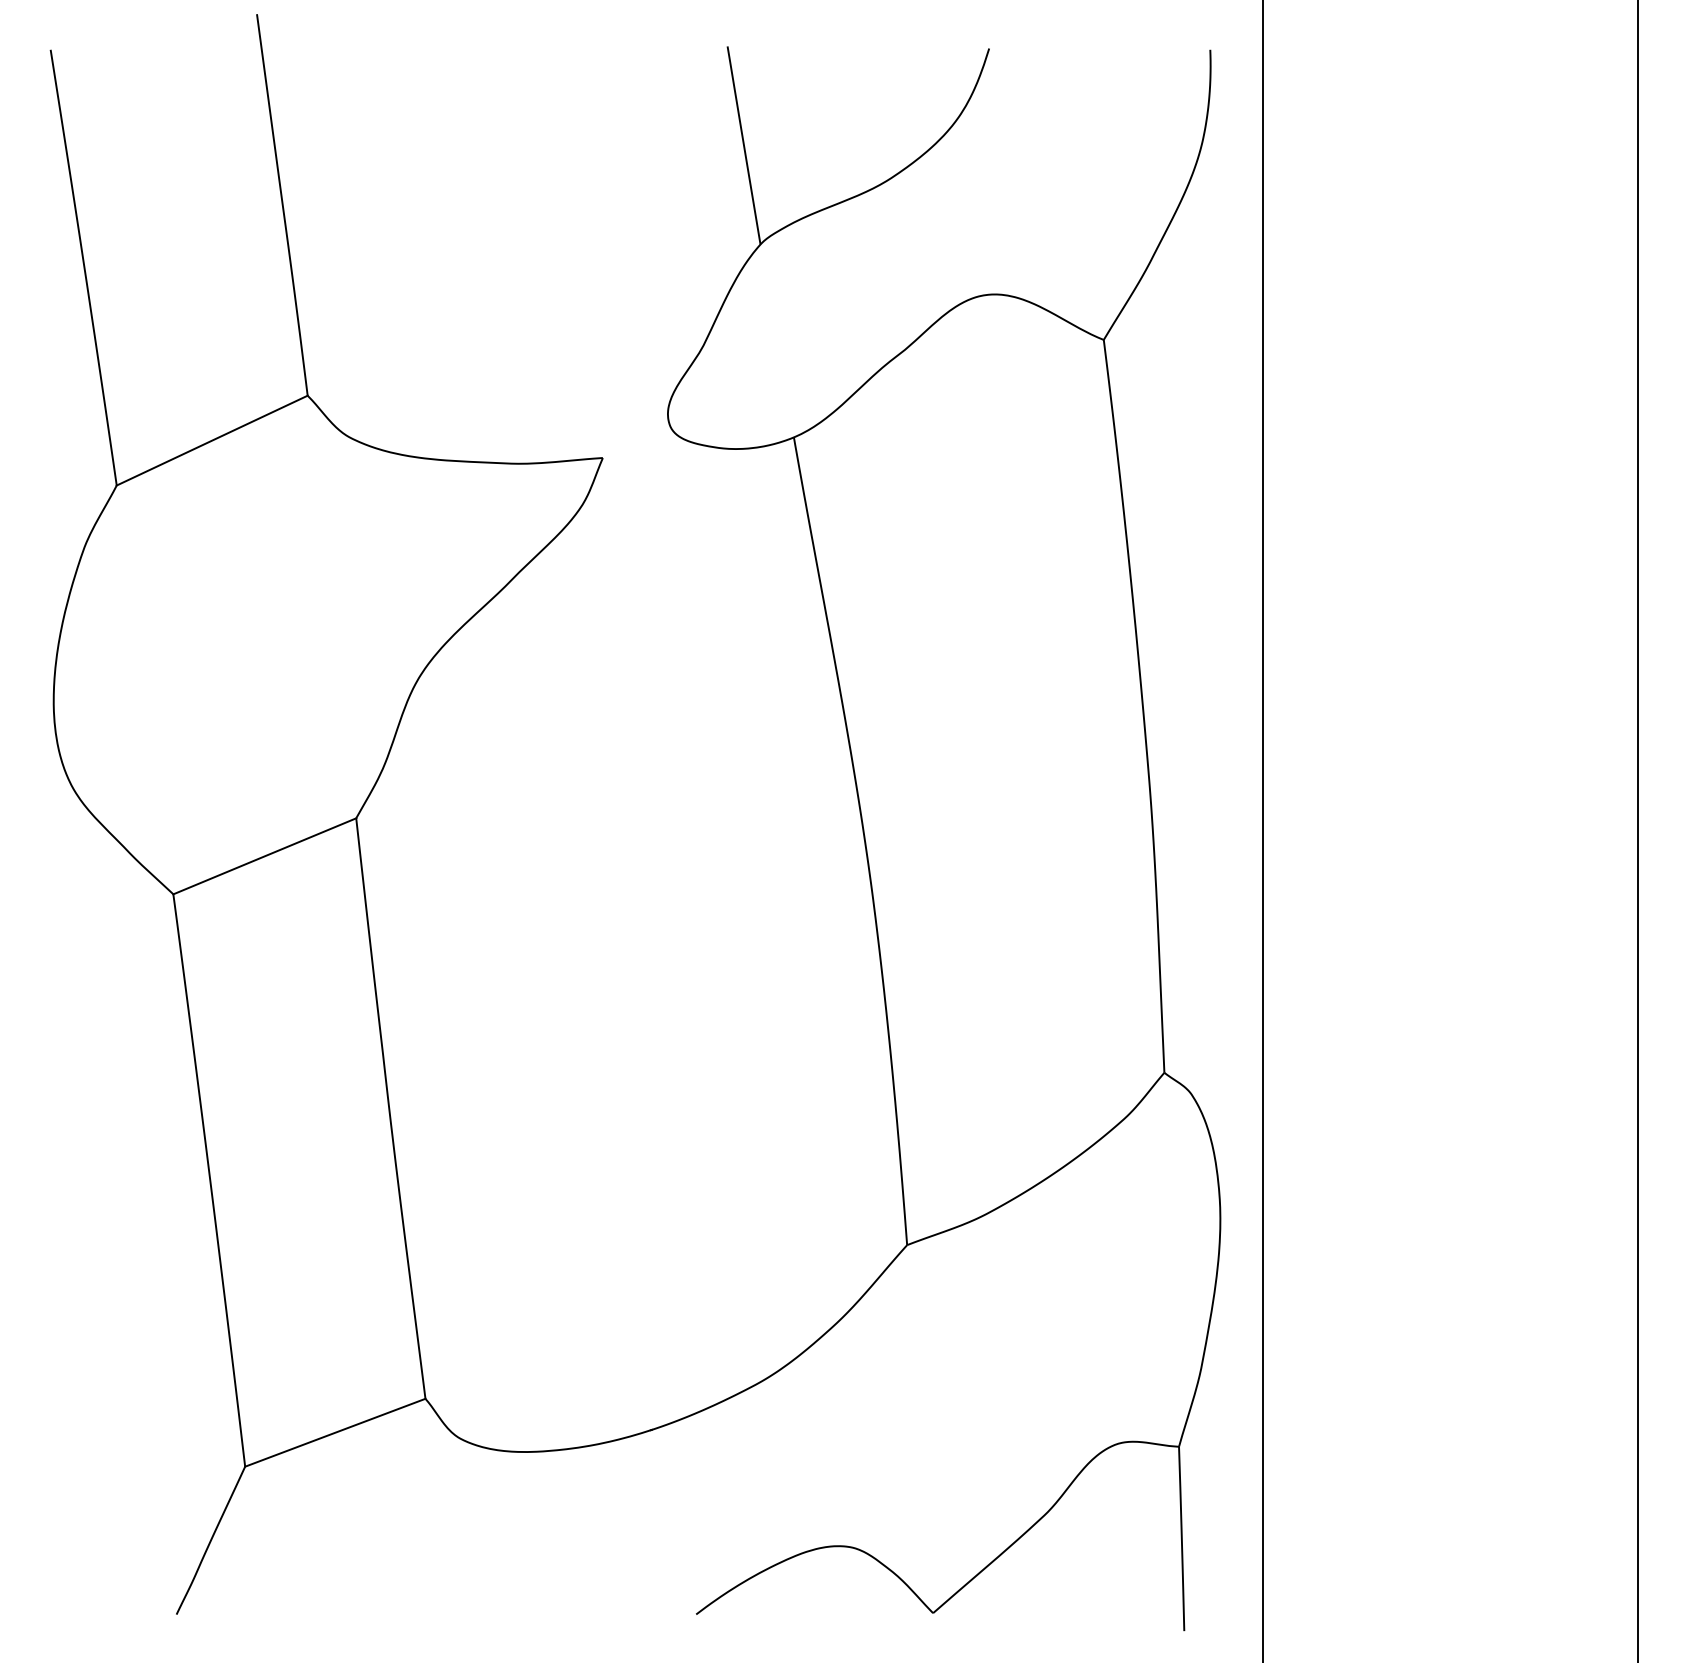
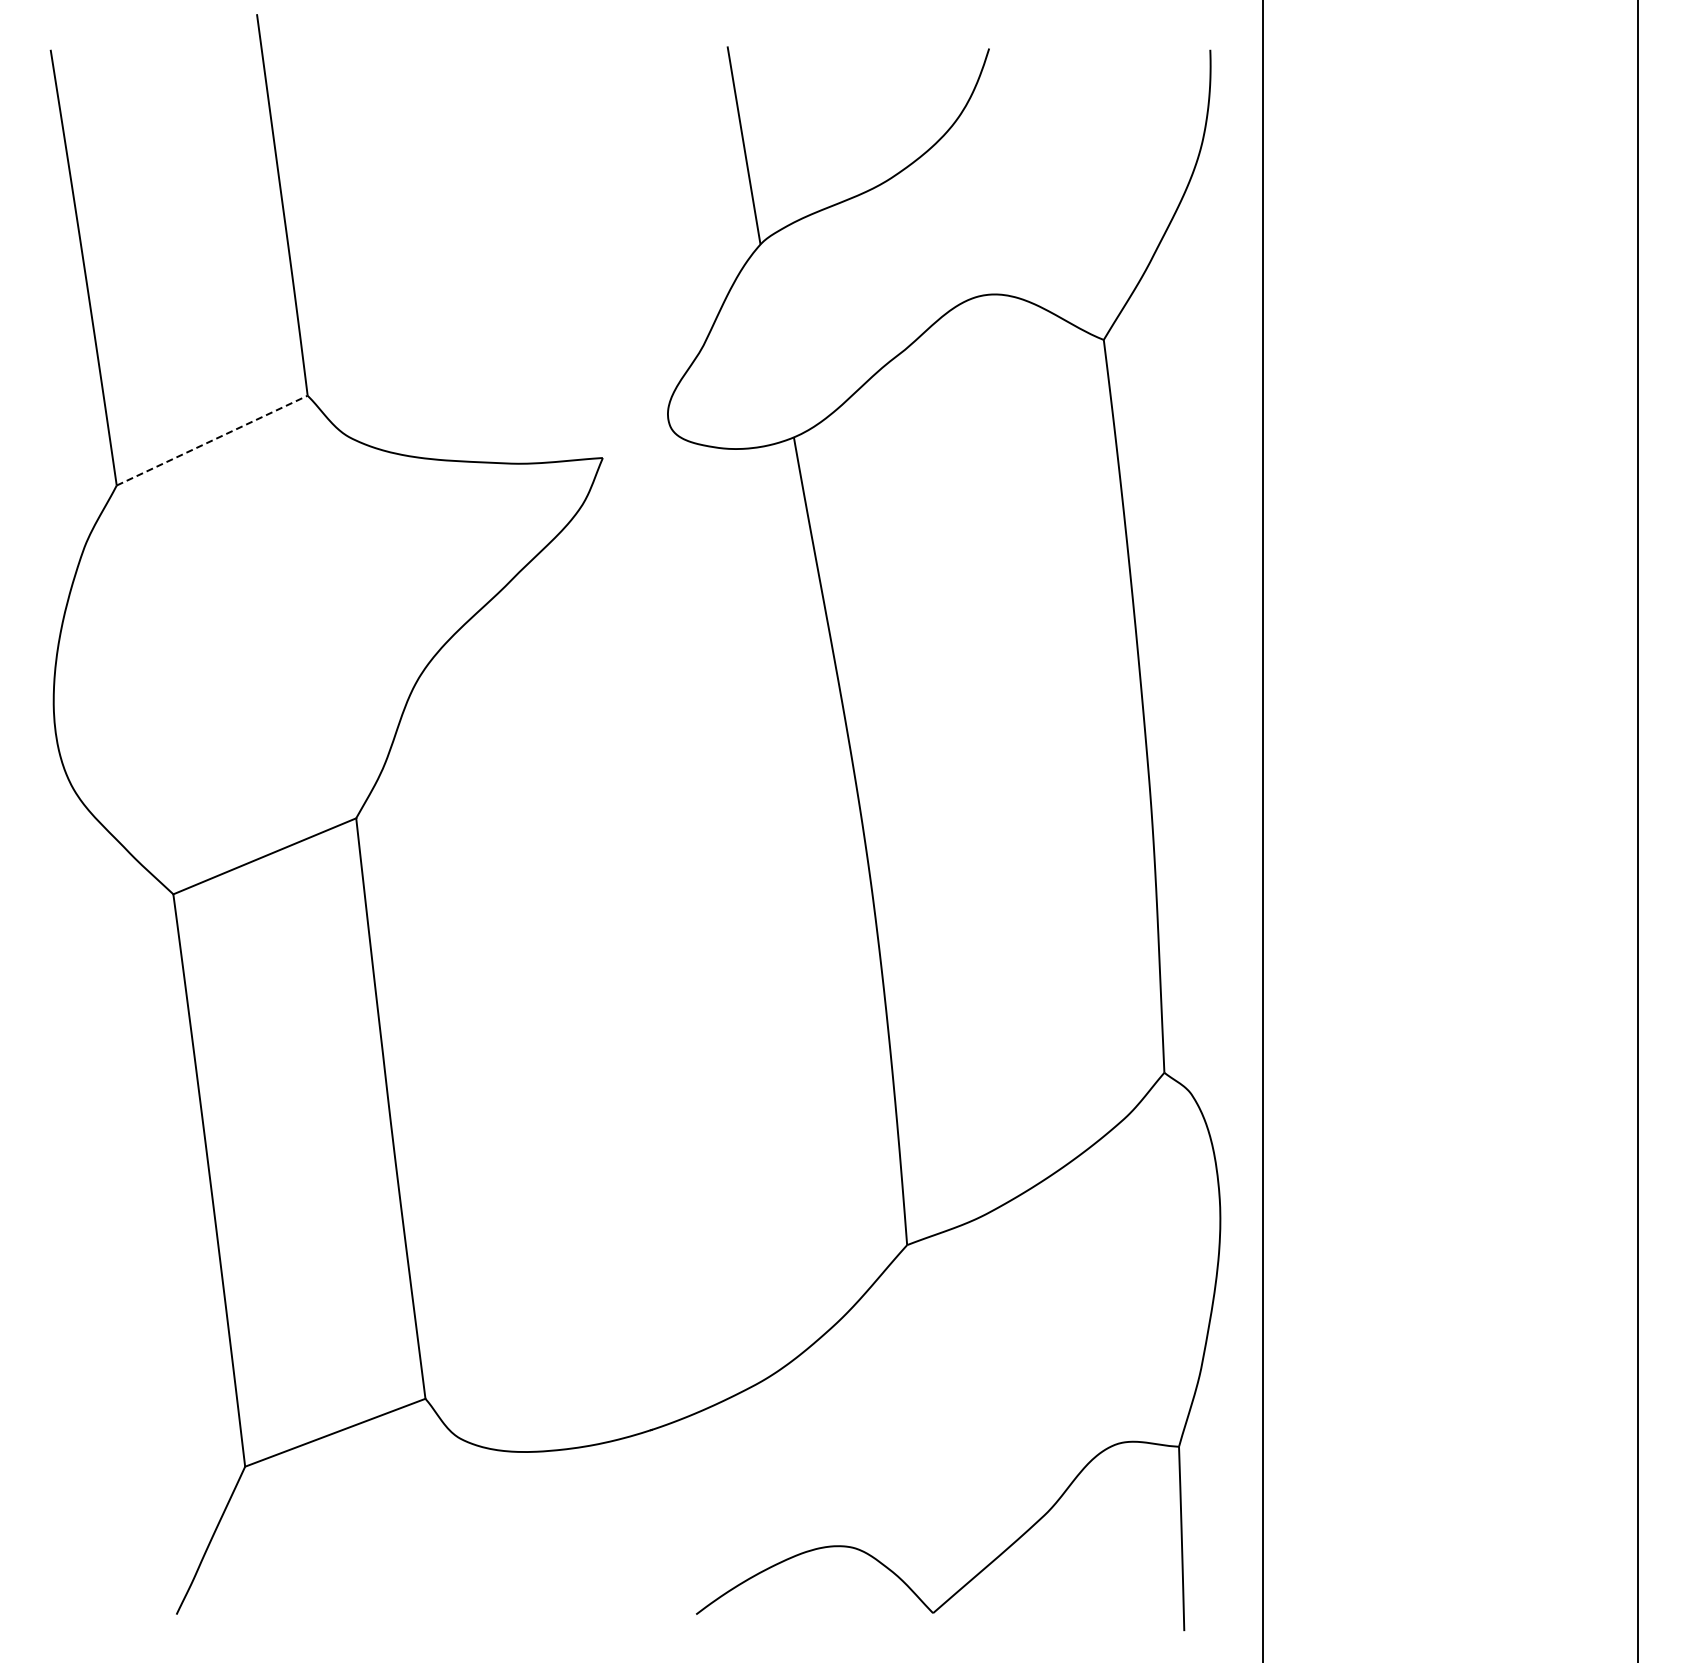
line: solid -> dashed (212, 440)
